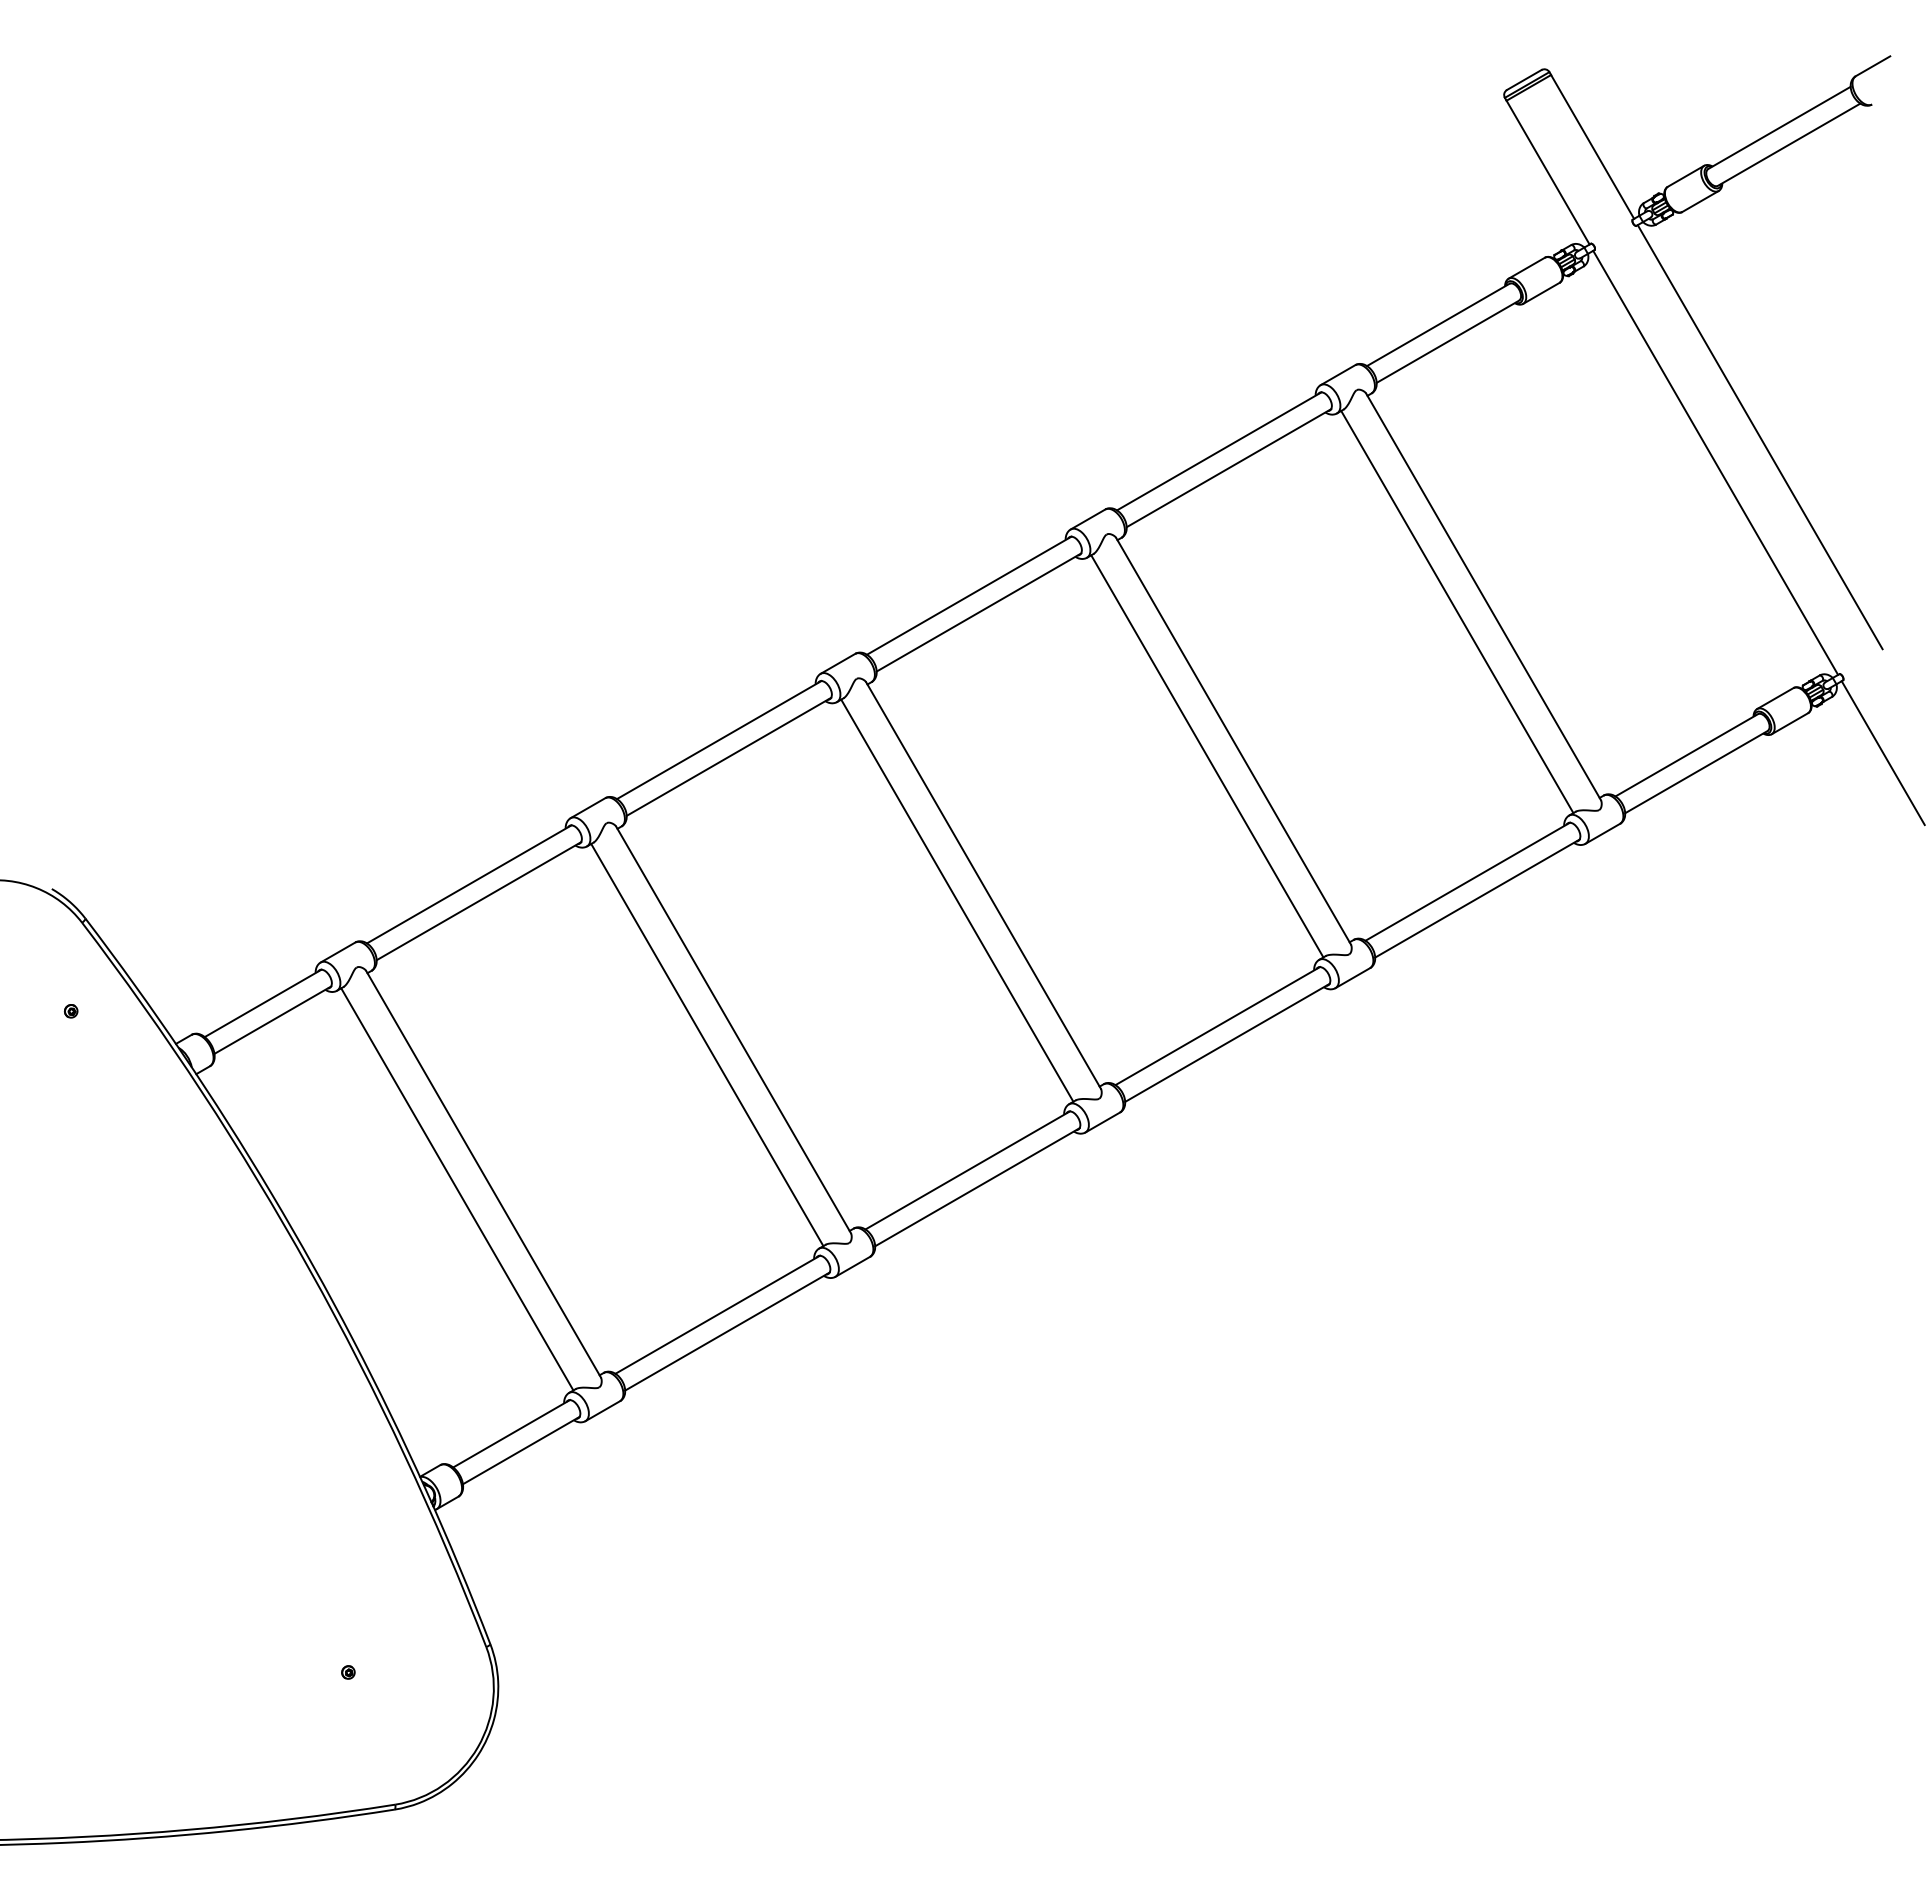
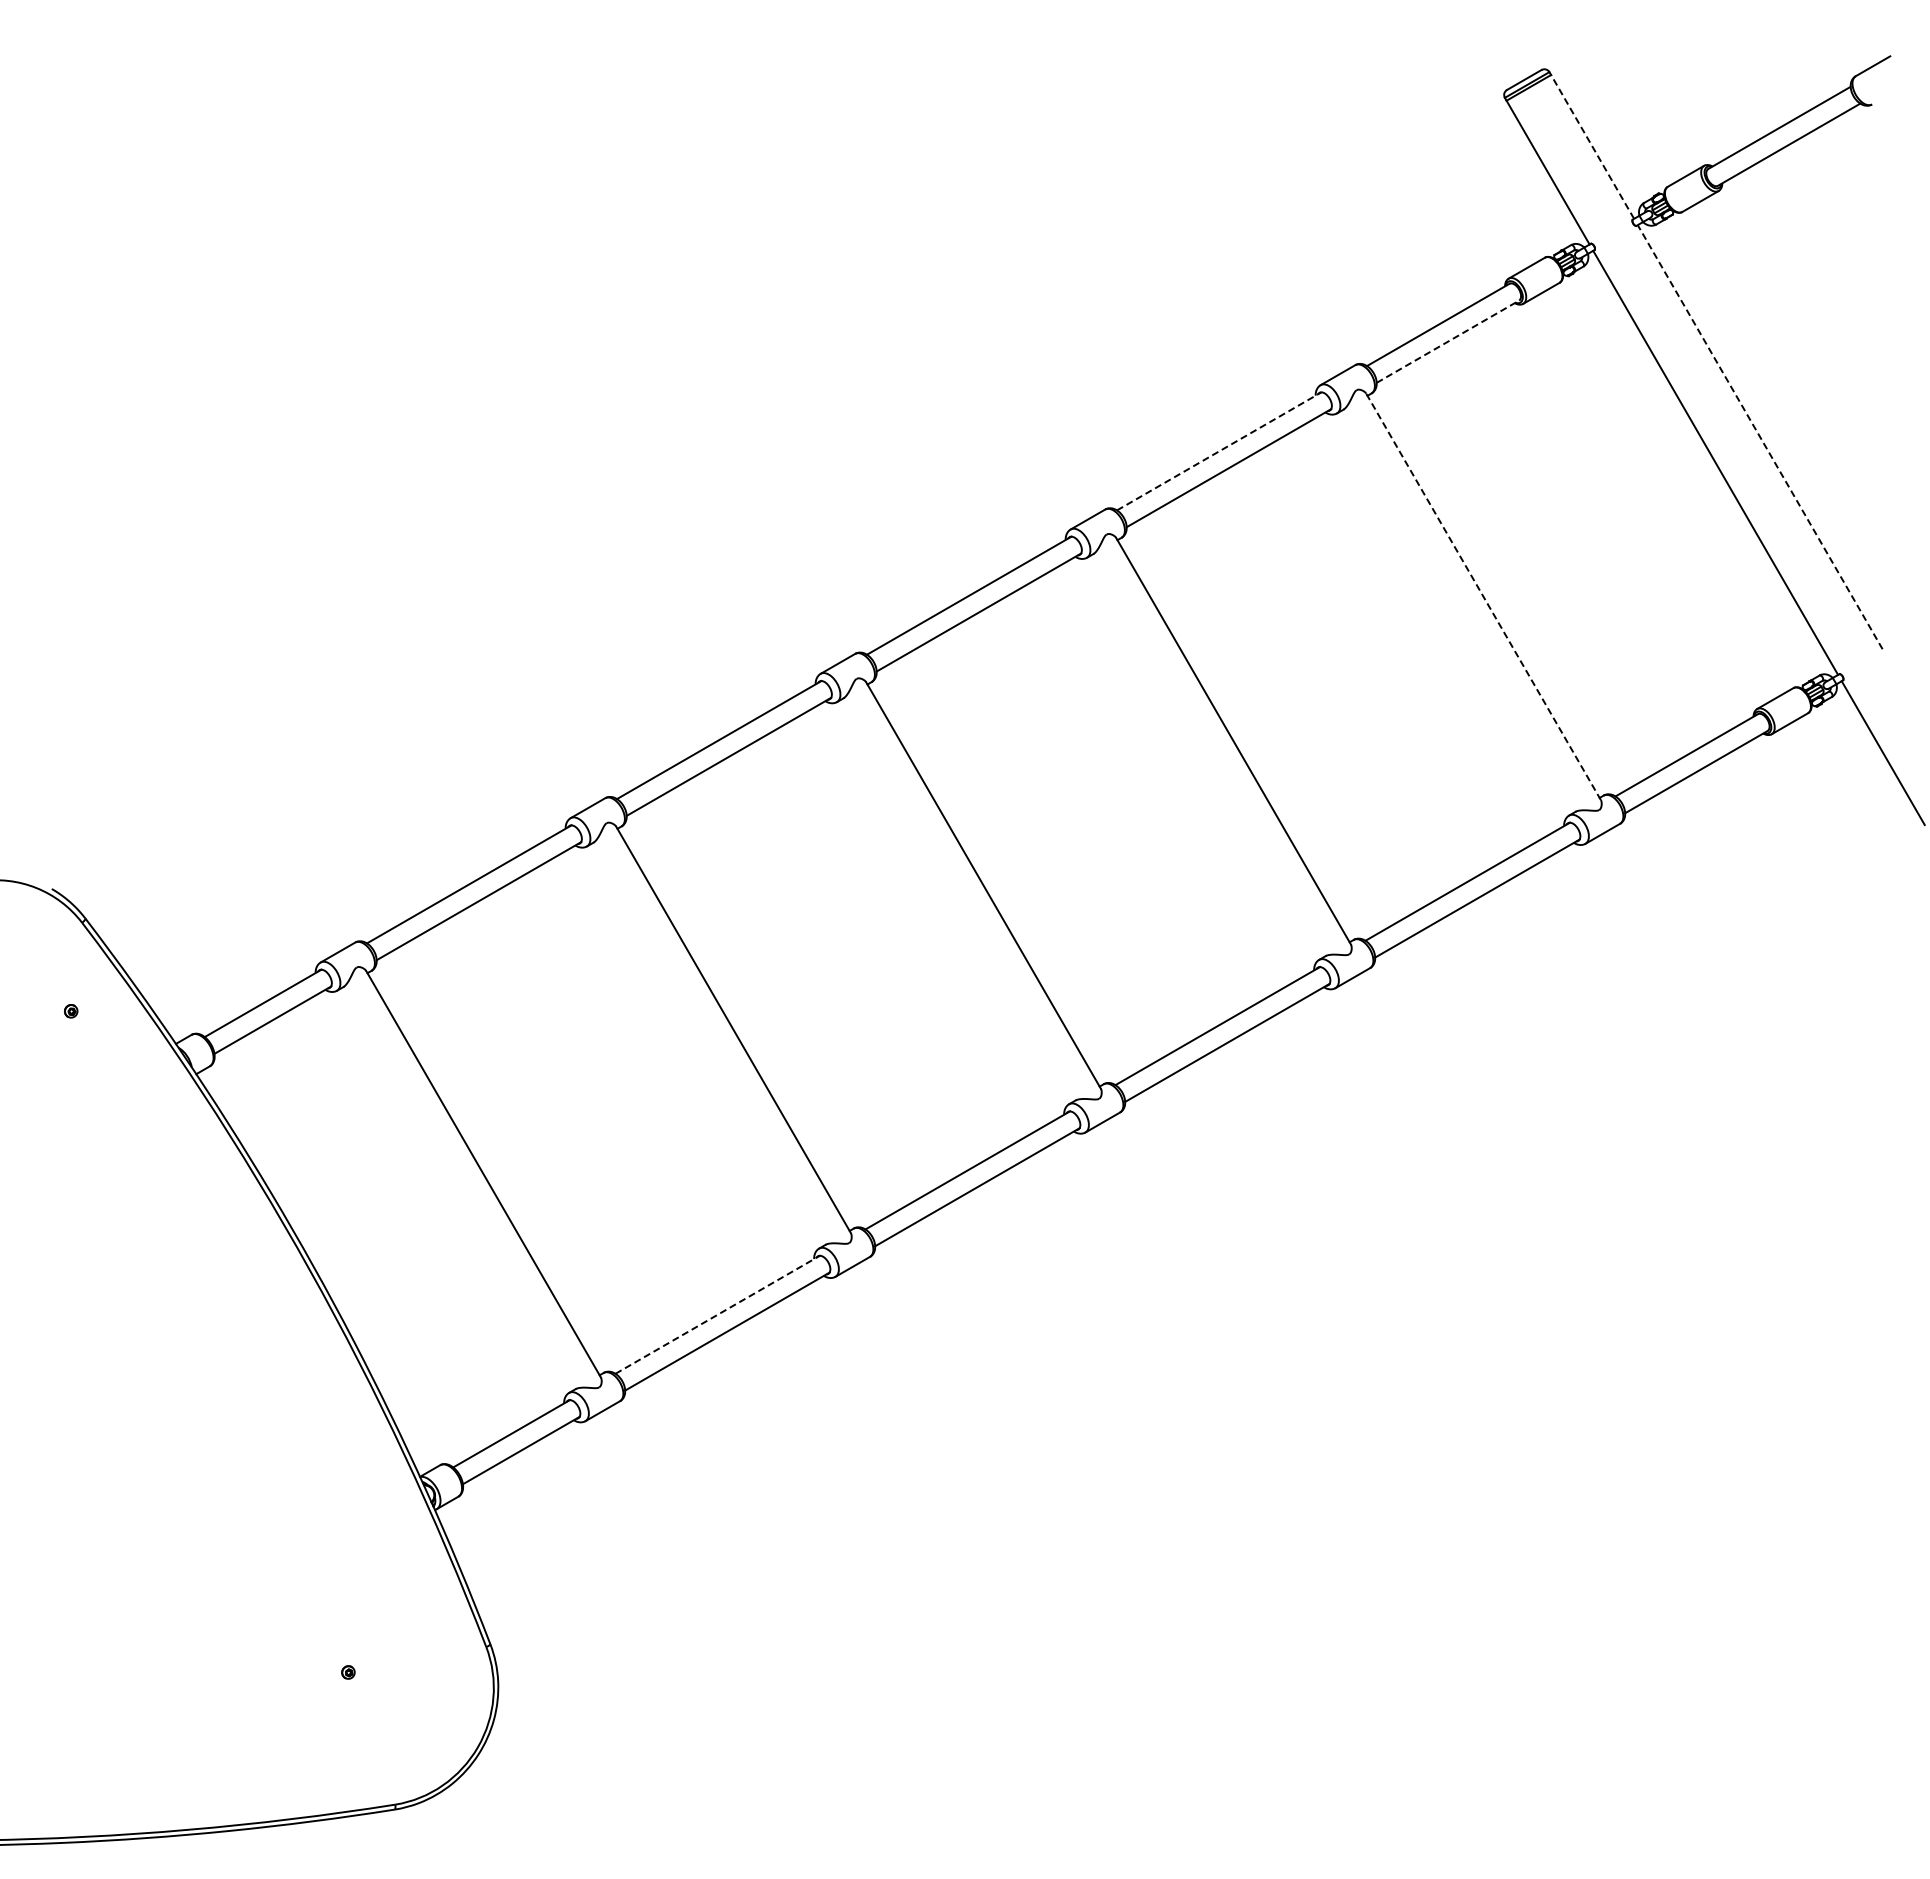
line: solid -> dashed (1592, 146)
line: solid -> dashed (1448, 341)
line: solid -> dashed (1760, 437)
line: solid -> dashed (1219, 451)
line: solid -> dashed (1483, 596)
line: present -> none (1457, 611)
line: present -> none (1207, 756)
line: present -> none (957, 900)
line: present -> none (707, 1045)
line: present -> none (457, 1189)
line: solid -> dashed (718, 1314)
